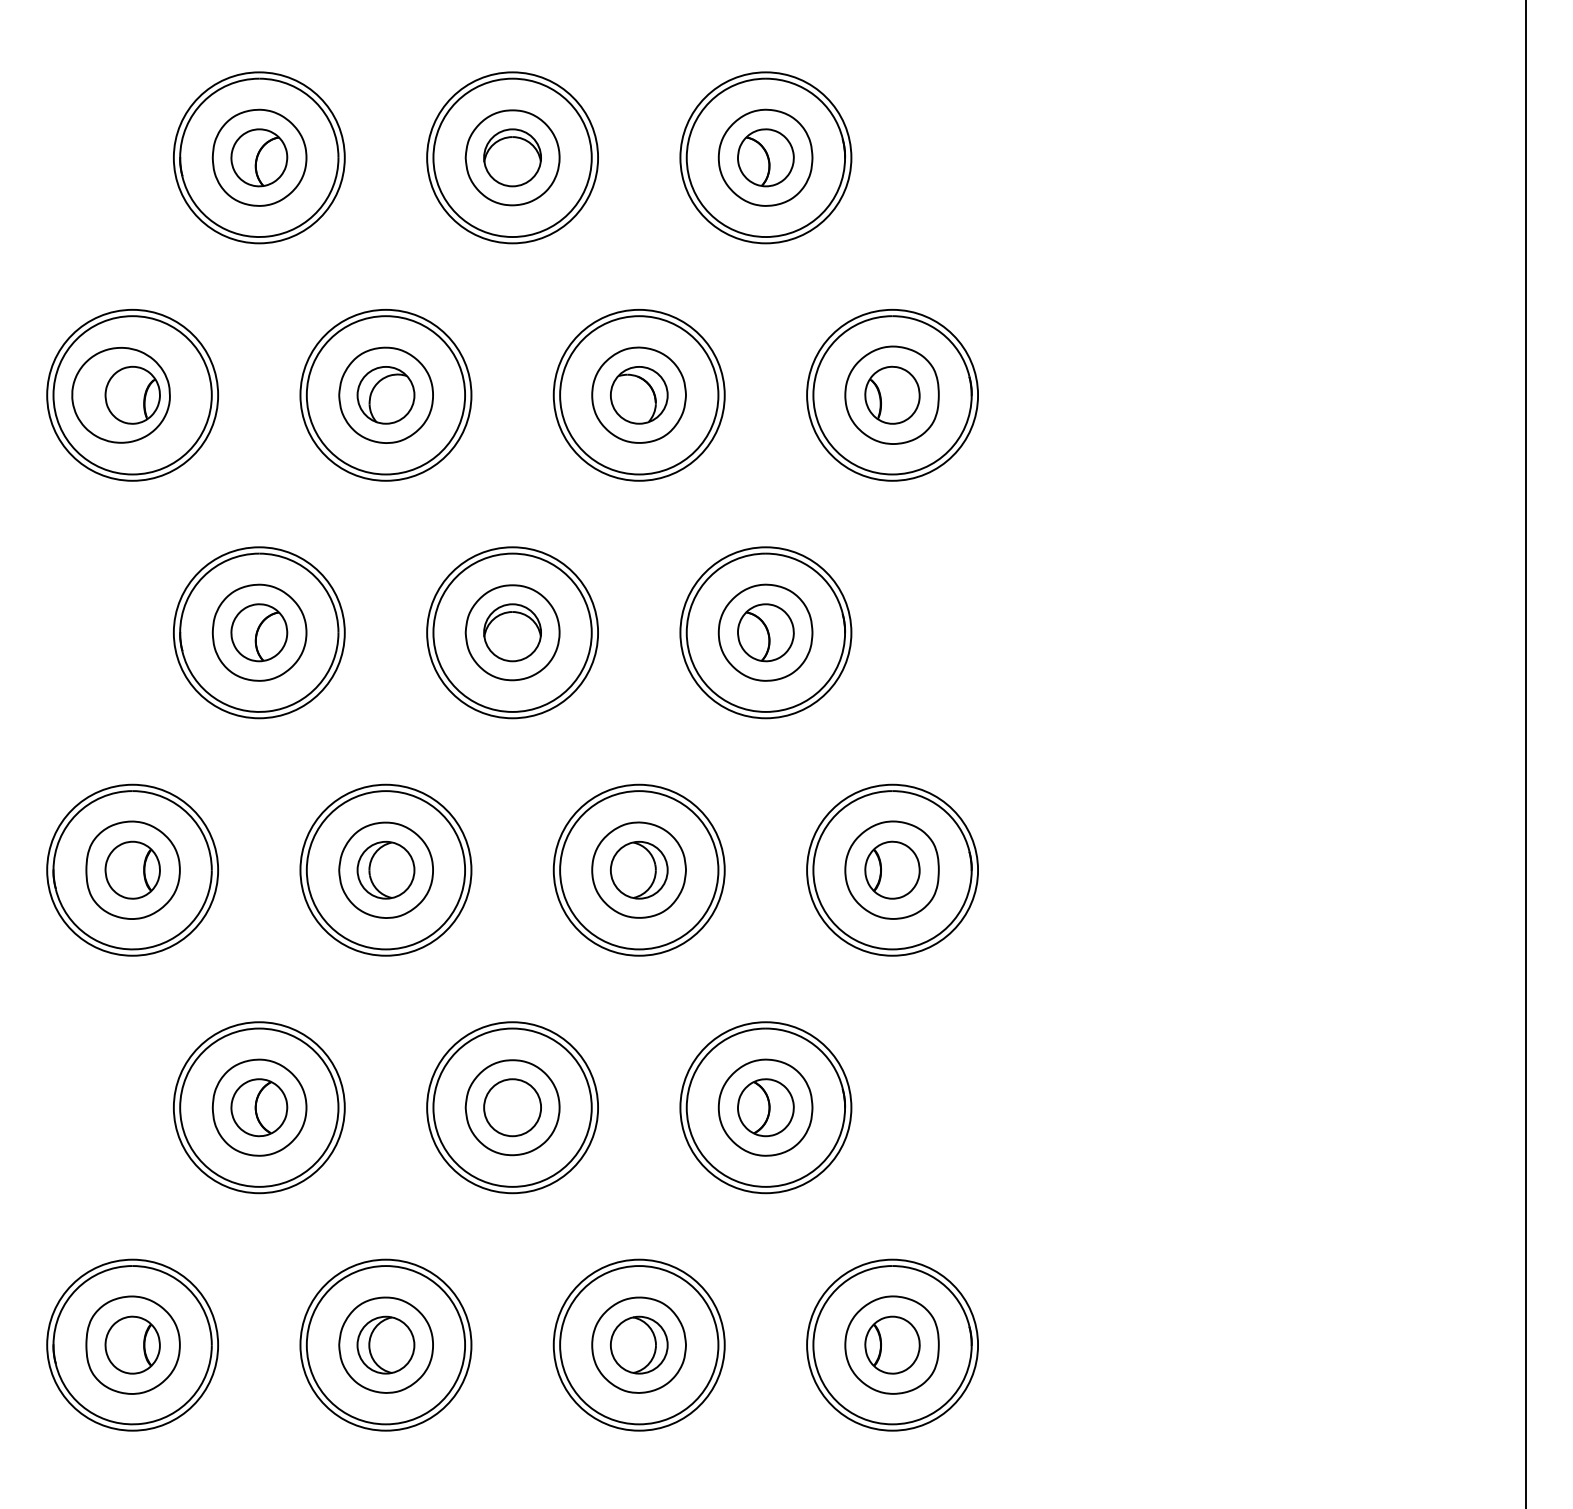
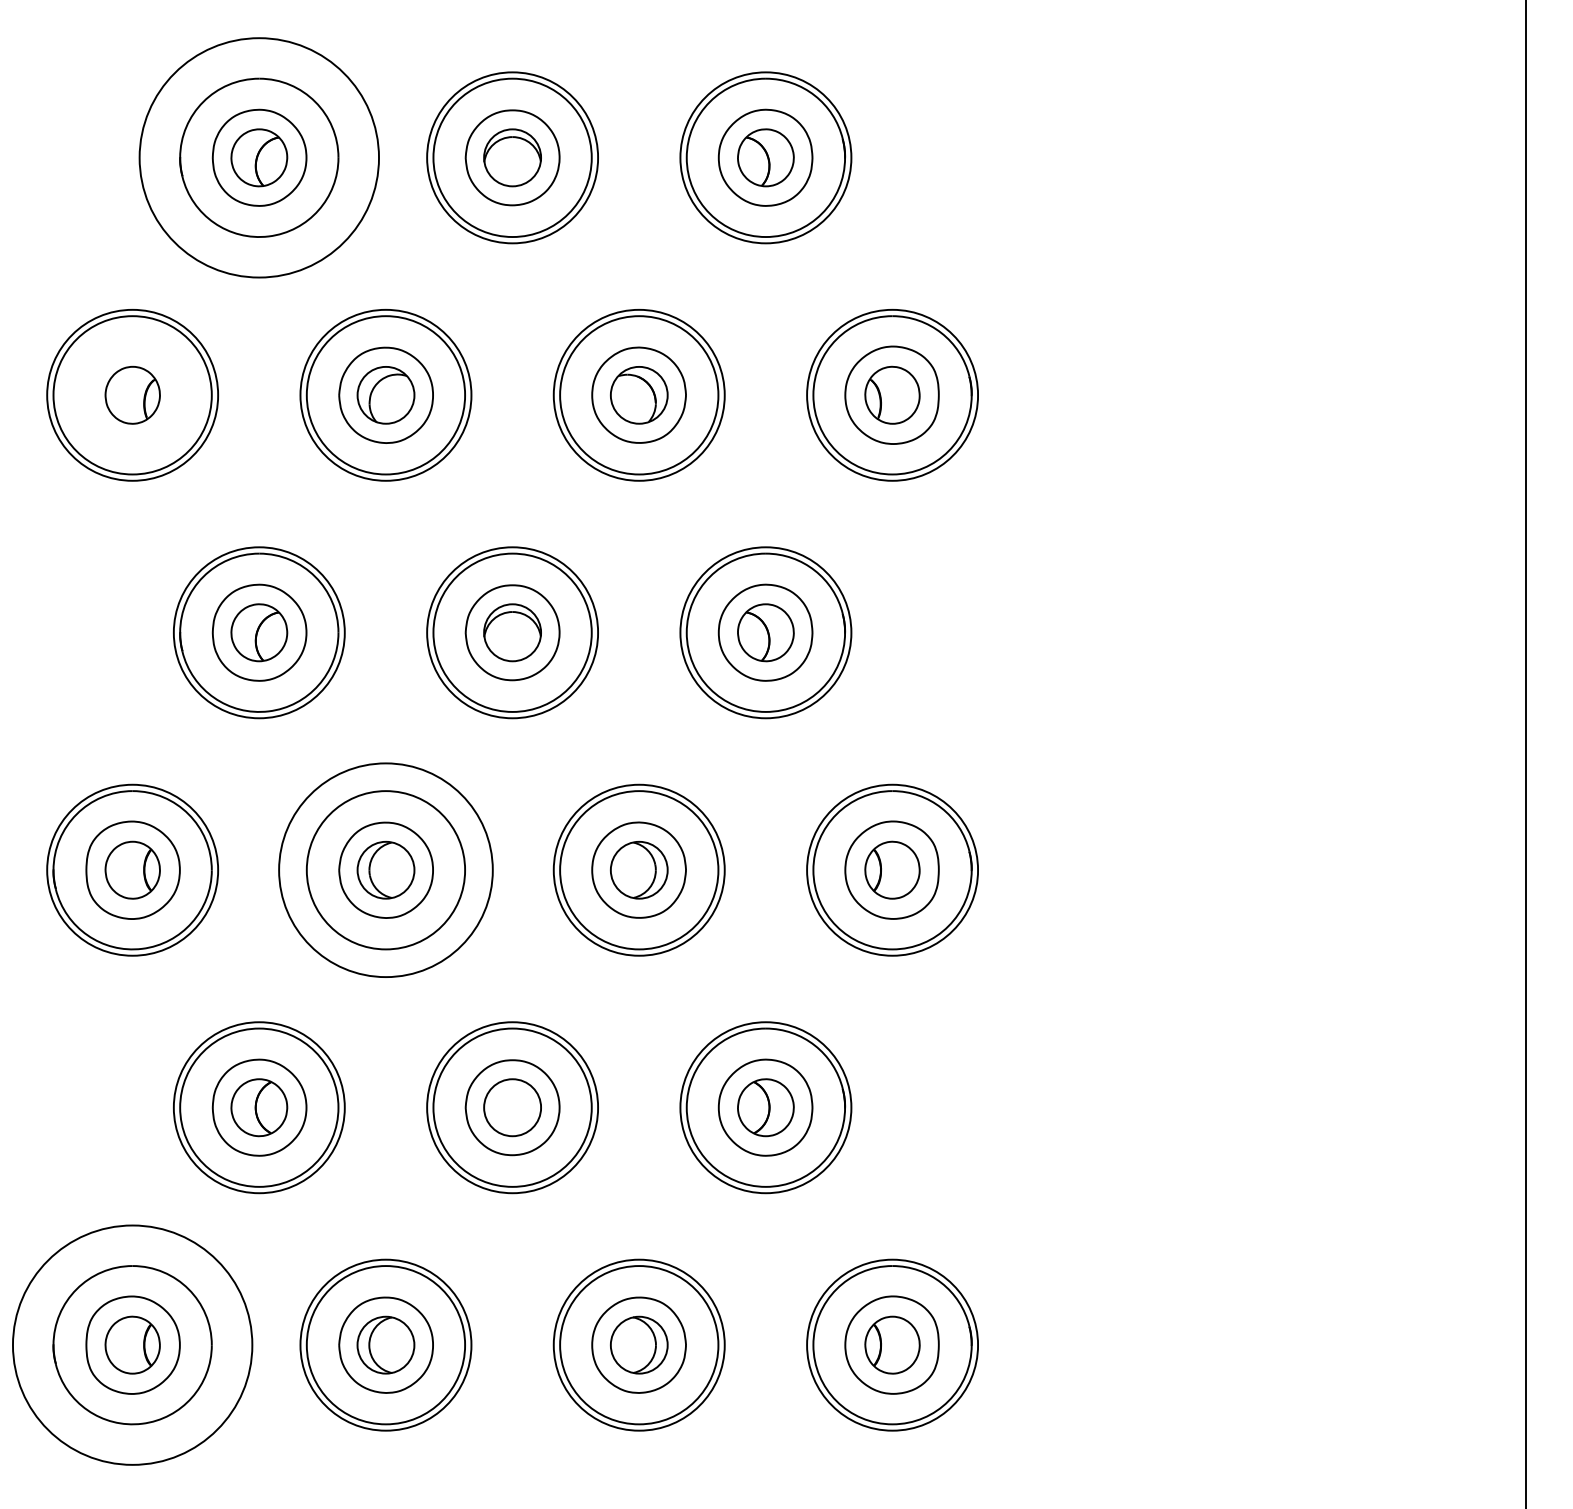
circle diameter: 171 px -> 239 px (259, 157)
part: present -> none (120, 395)
circle diameter: 171 px -> 214 px (385, 870)
circle diameter: 171 px -> 239 px (132, 1344)
